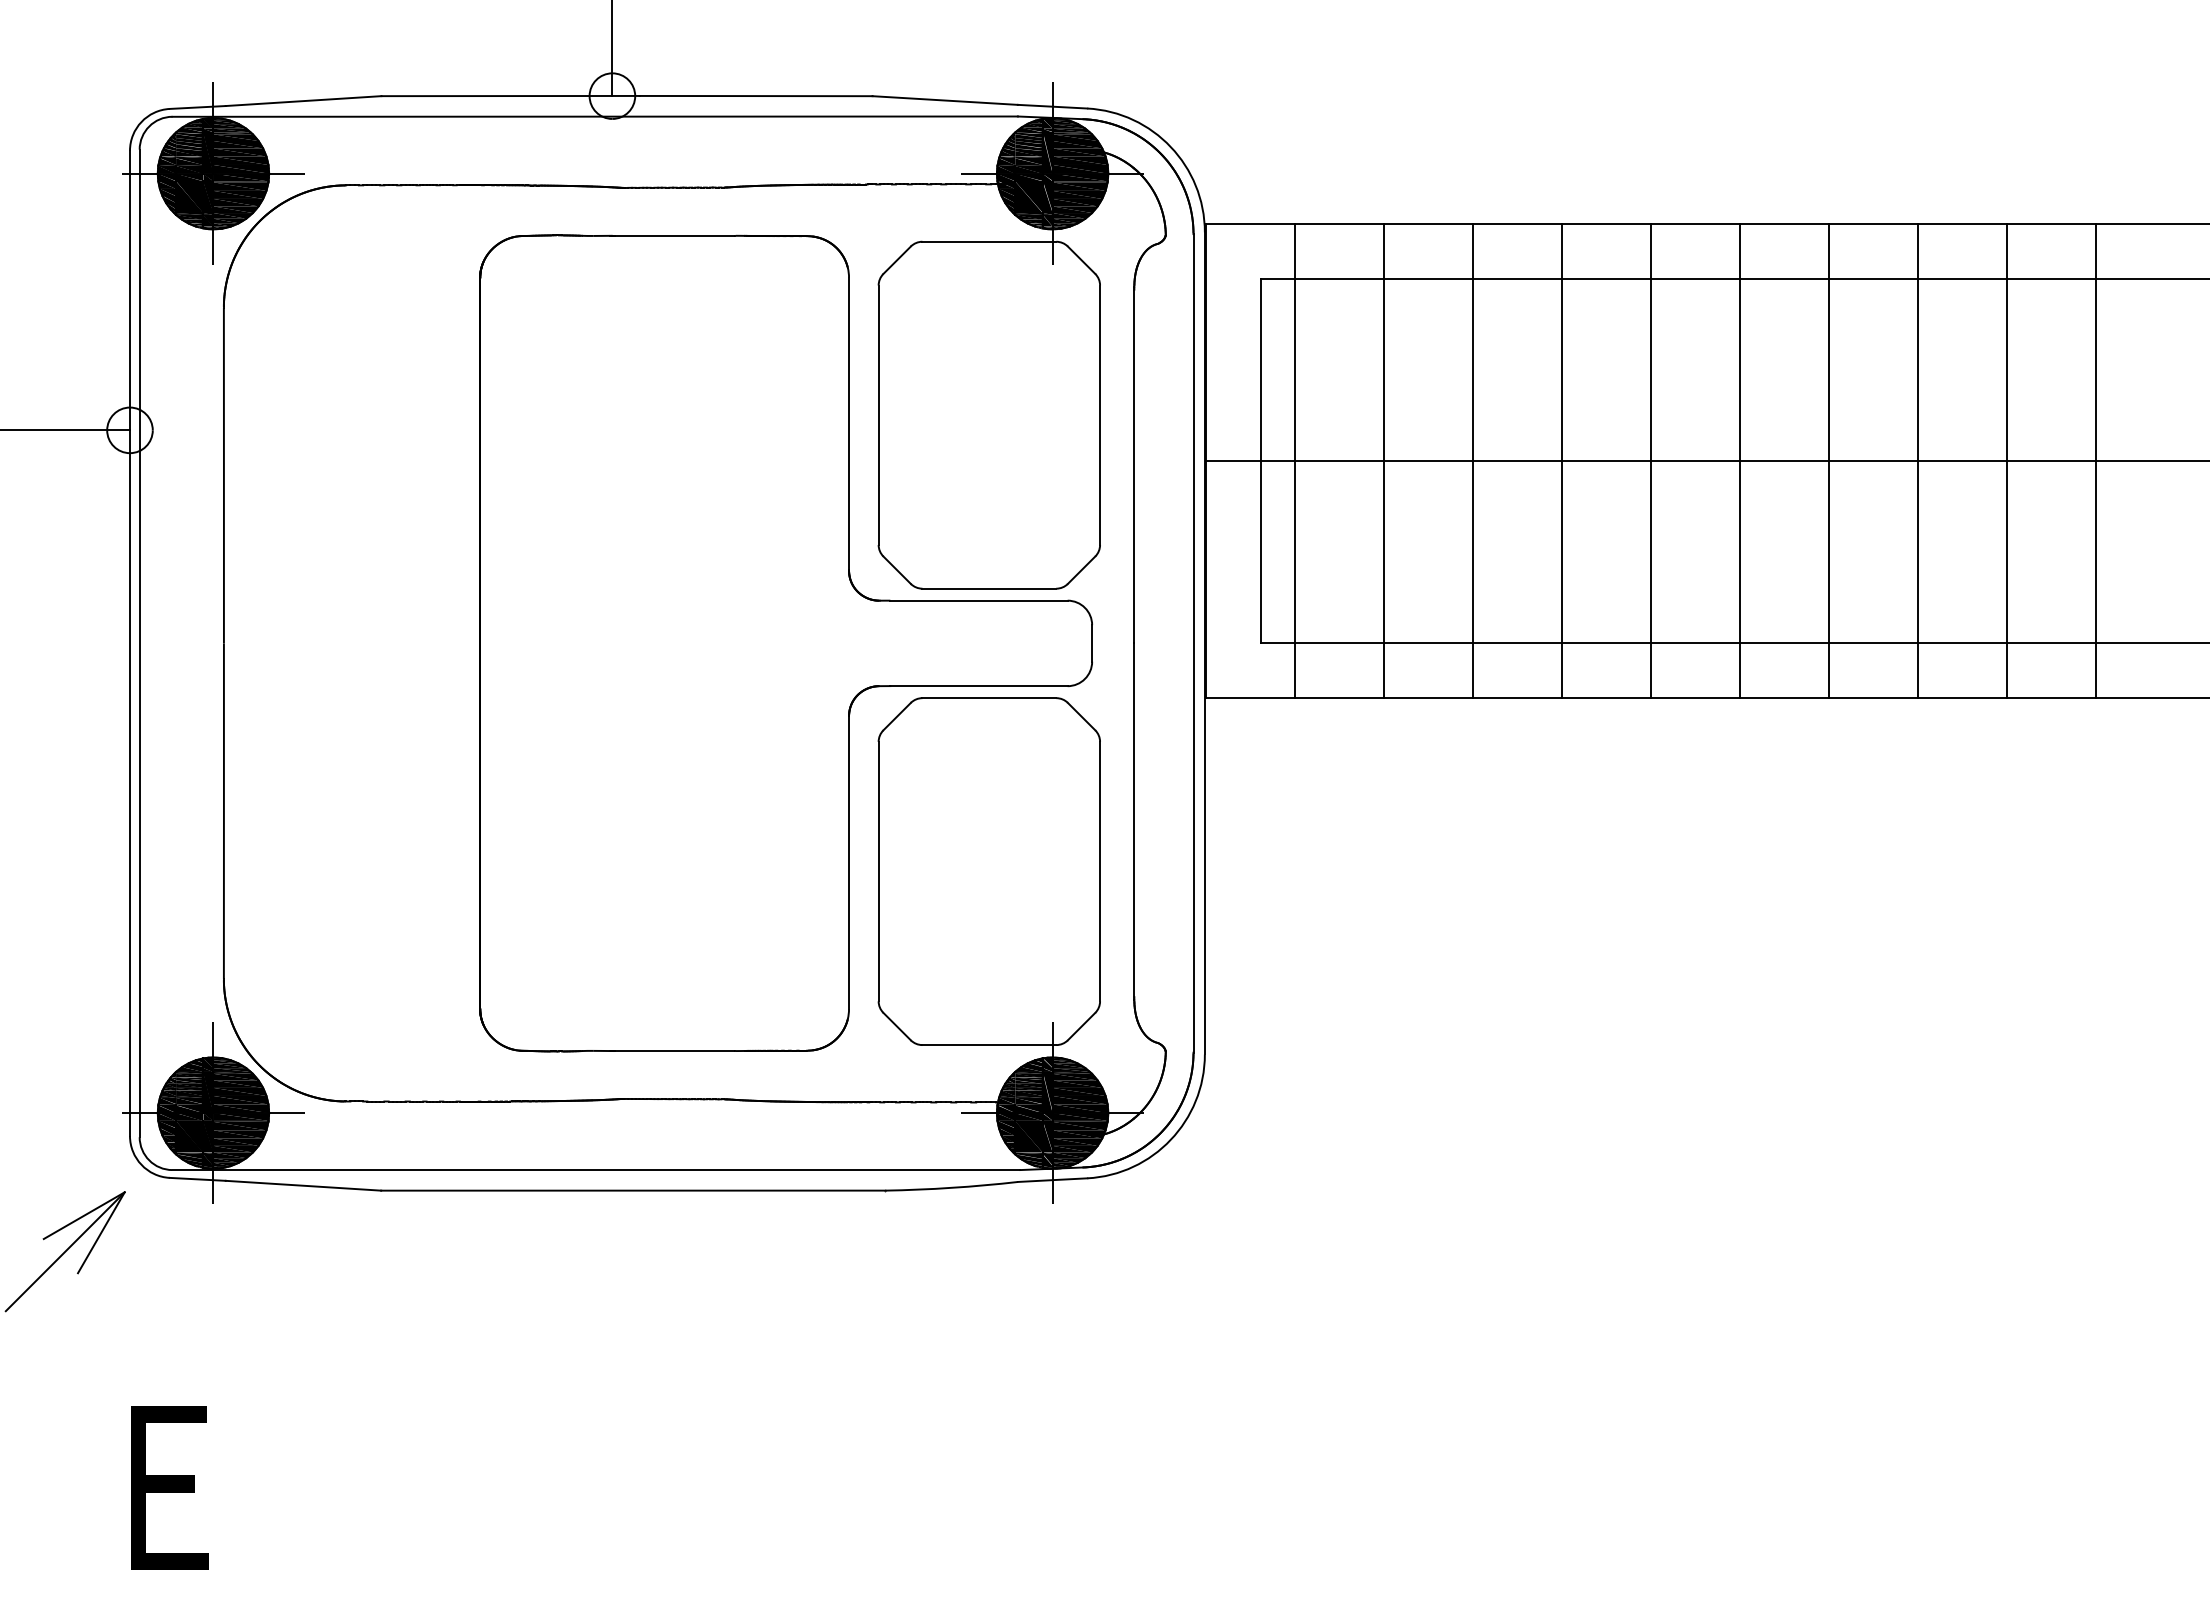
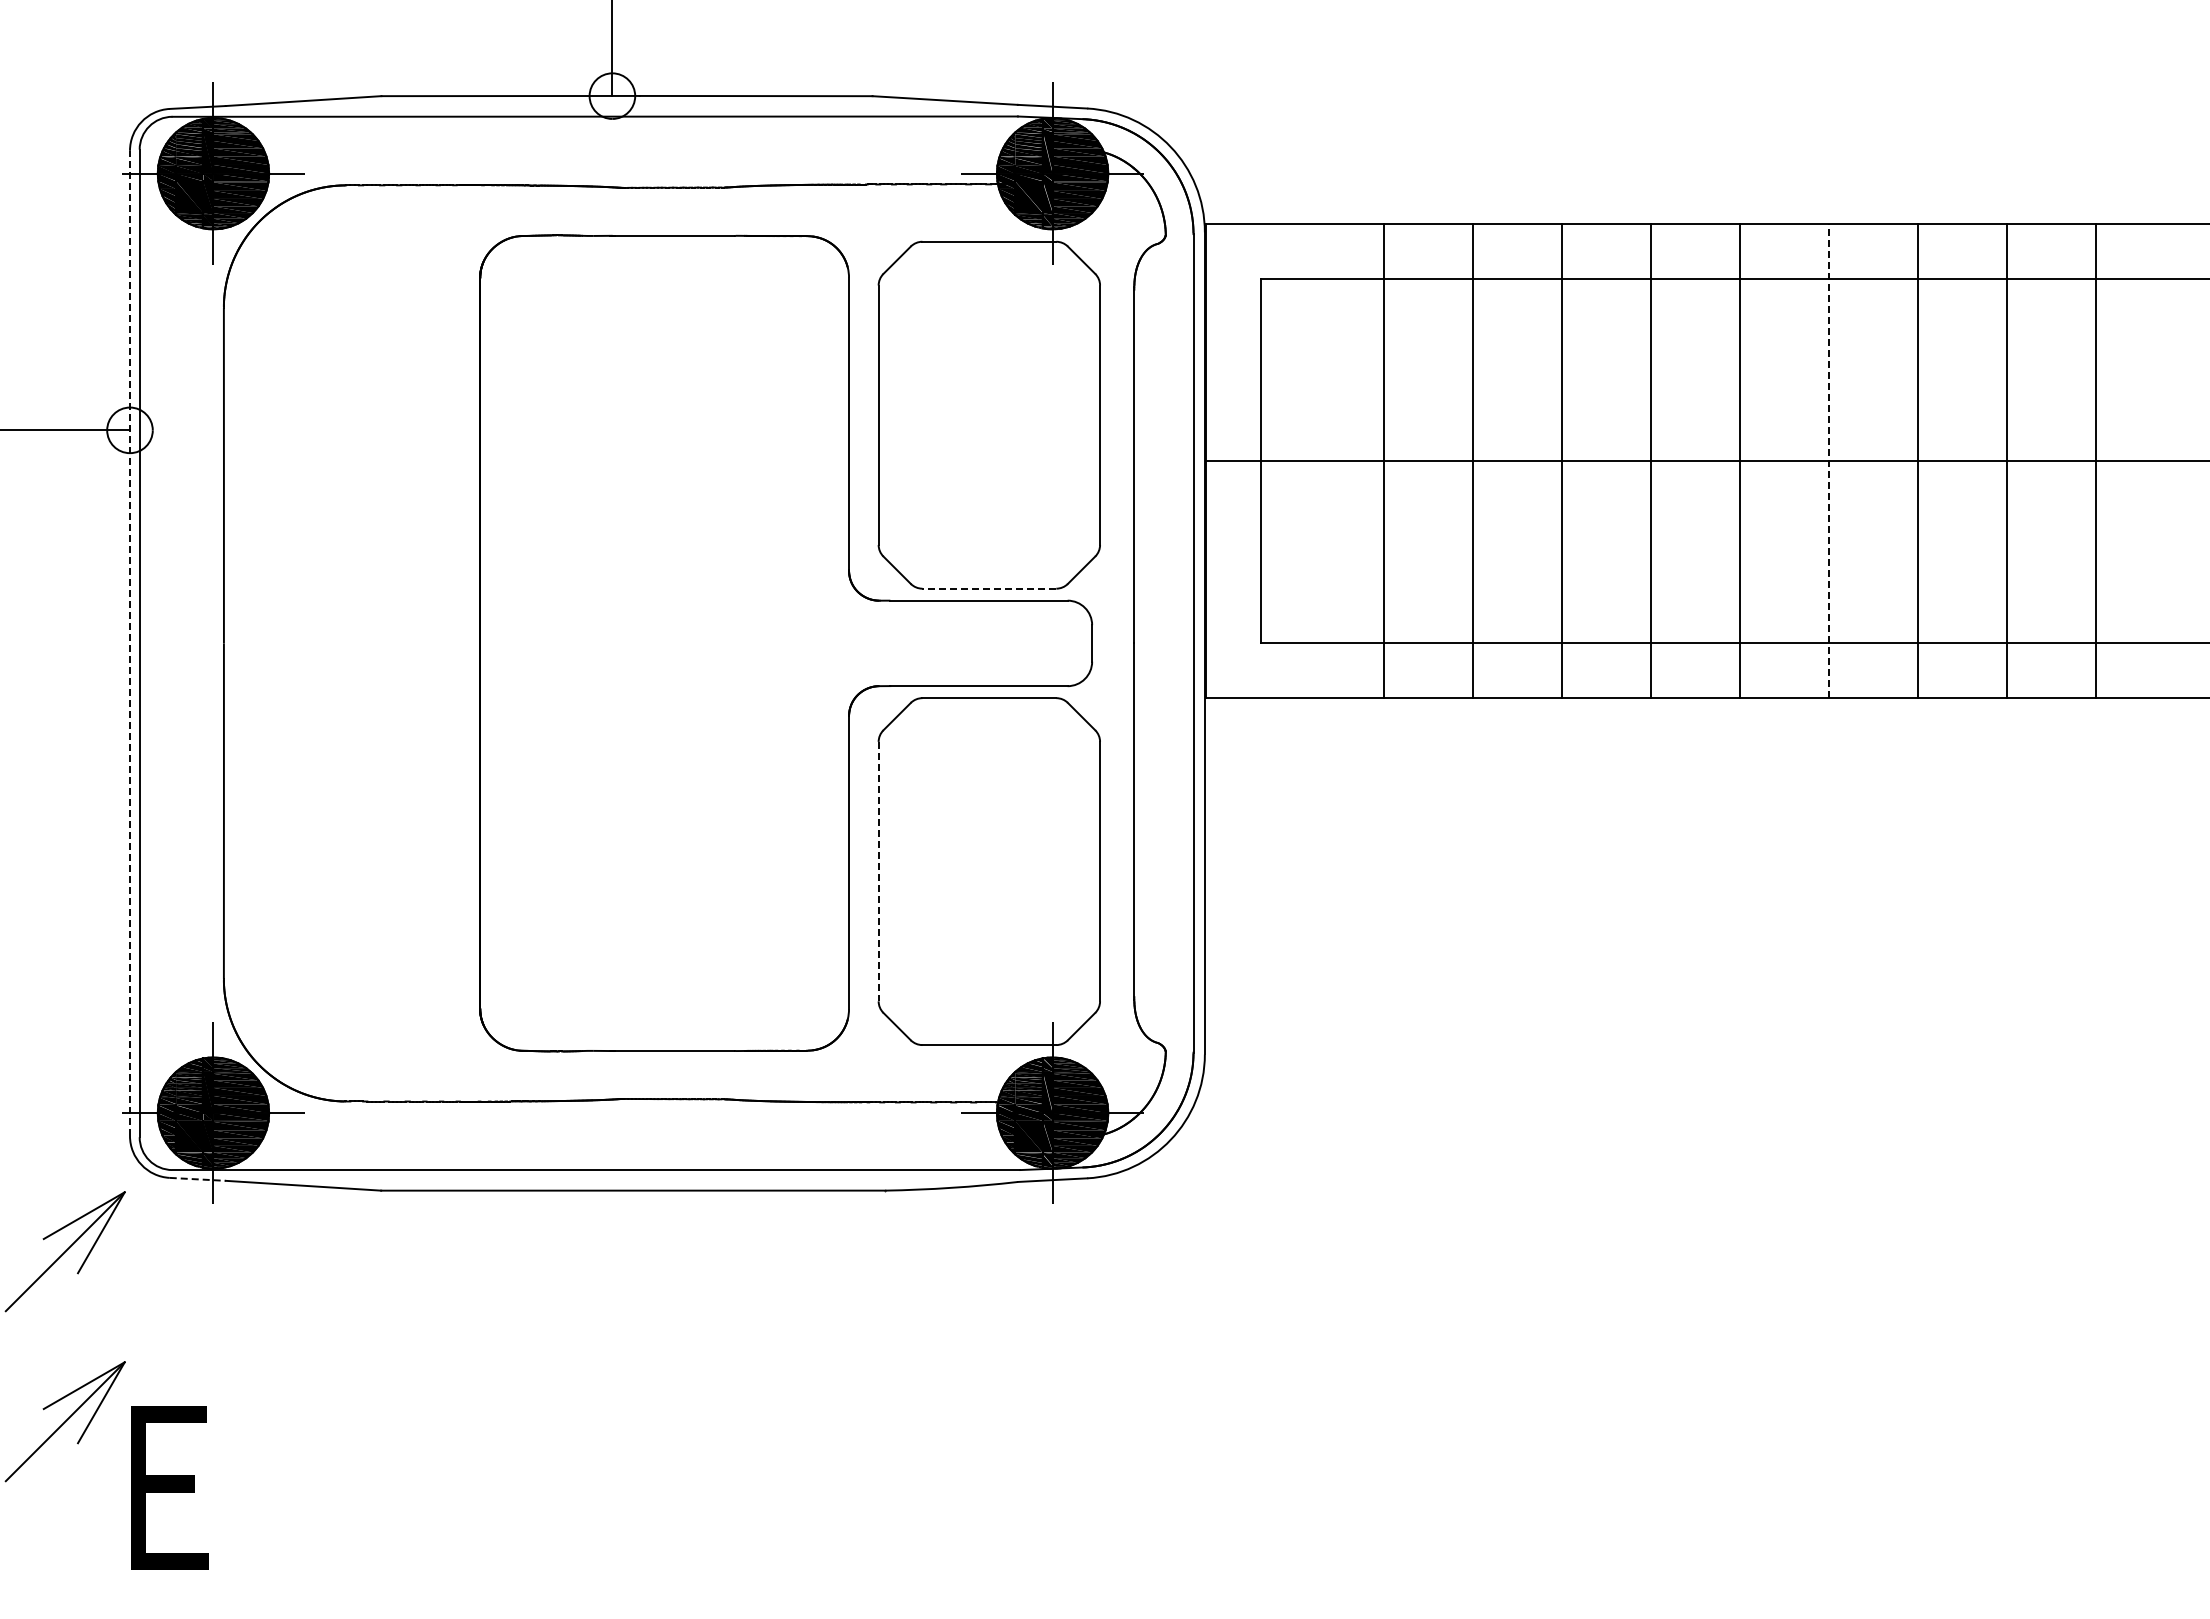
line: present -> none (1295, 460)
line: solid -> dashed (1828, 460)
line: solid -> dashed (989, 588)
line: solid -> dashed (130, 643)
line: solid -> dashed (878, 871)
line: solid -> dashed (198, 1179)
part: none -> present (64, 1421)
